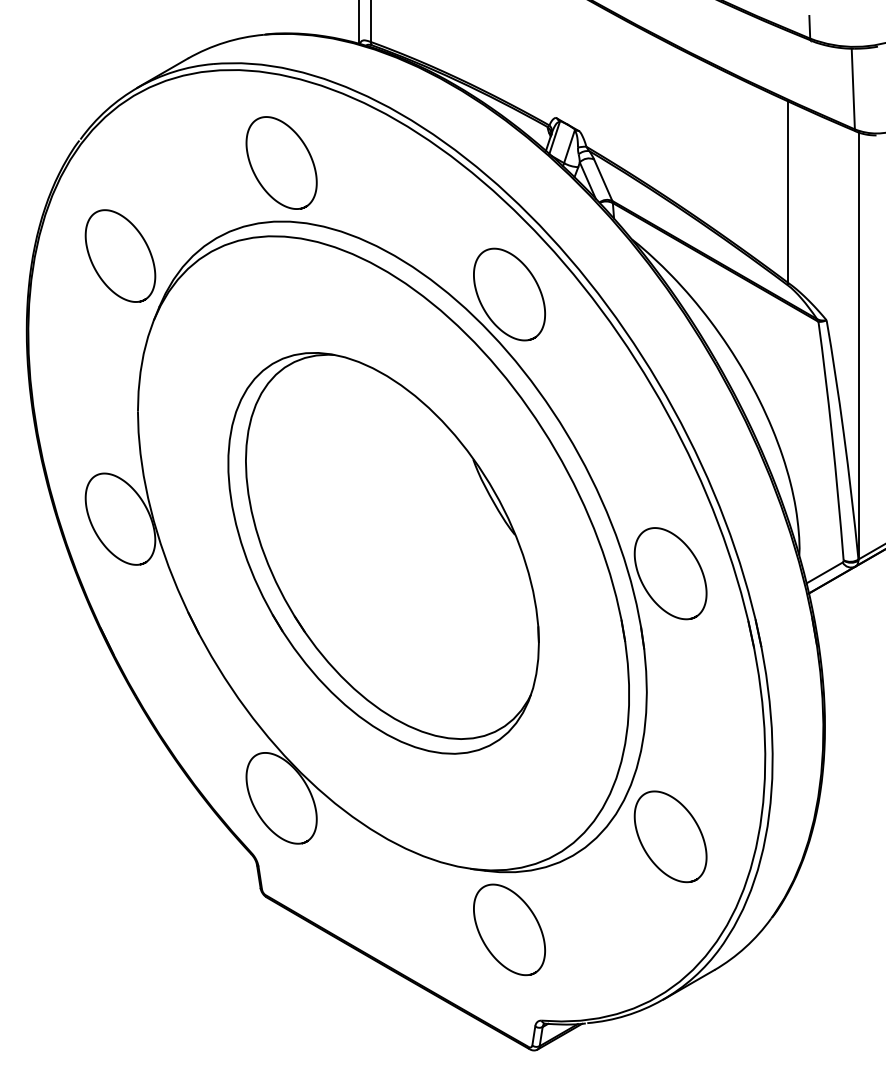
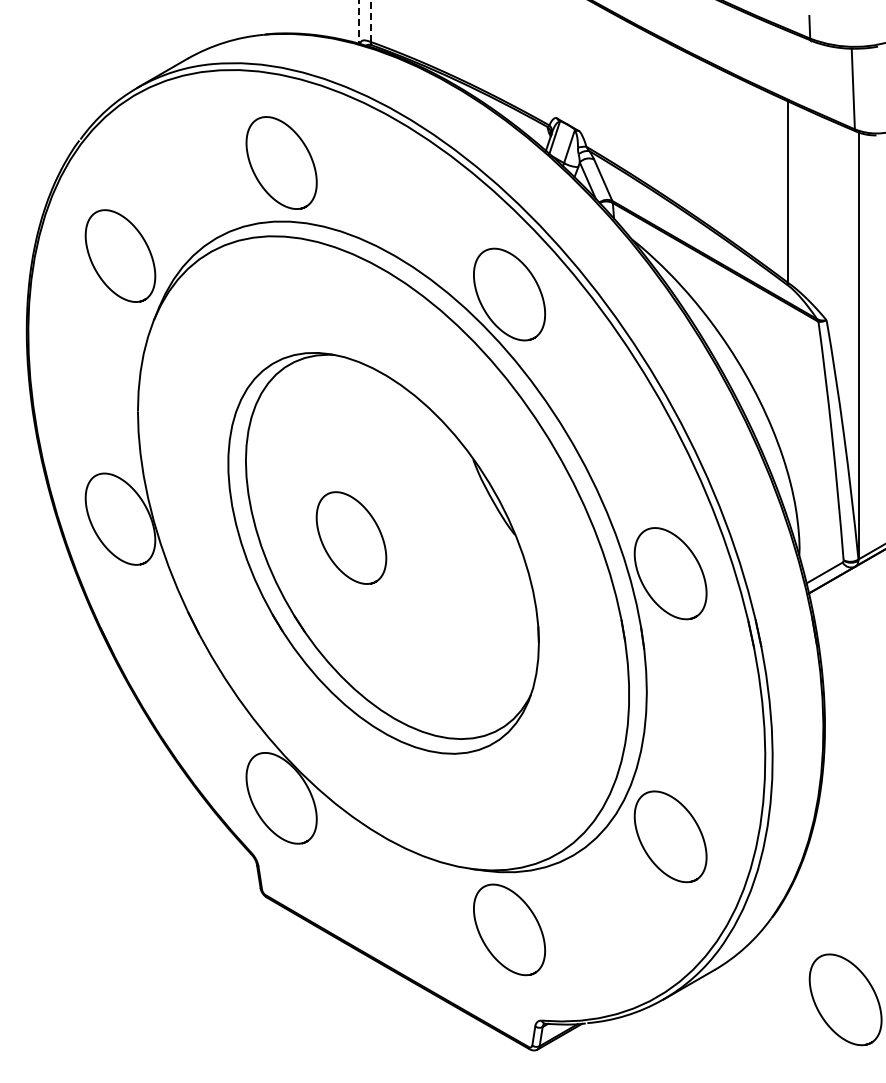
line: solid -> dashed (370, 21)
line: solid -> dashed (359, 22)
curve: none -> present (373, 521)
curve: none -> present (868, 983)
